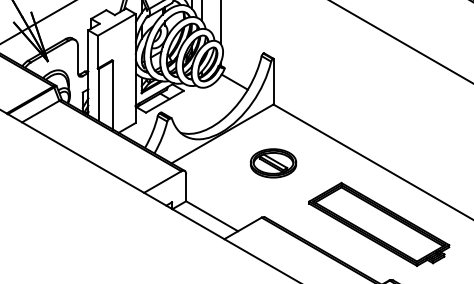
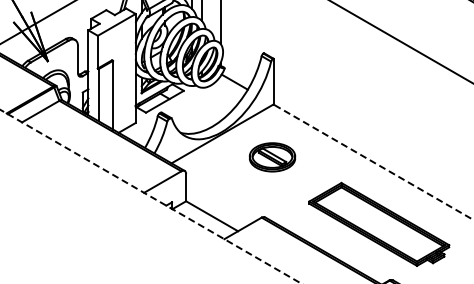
line: solid -> dashed (373, 162)
part position: (273, 163) -> (272, 157) (272, 157)
line: solid -> dashed (150, 196)
